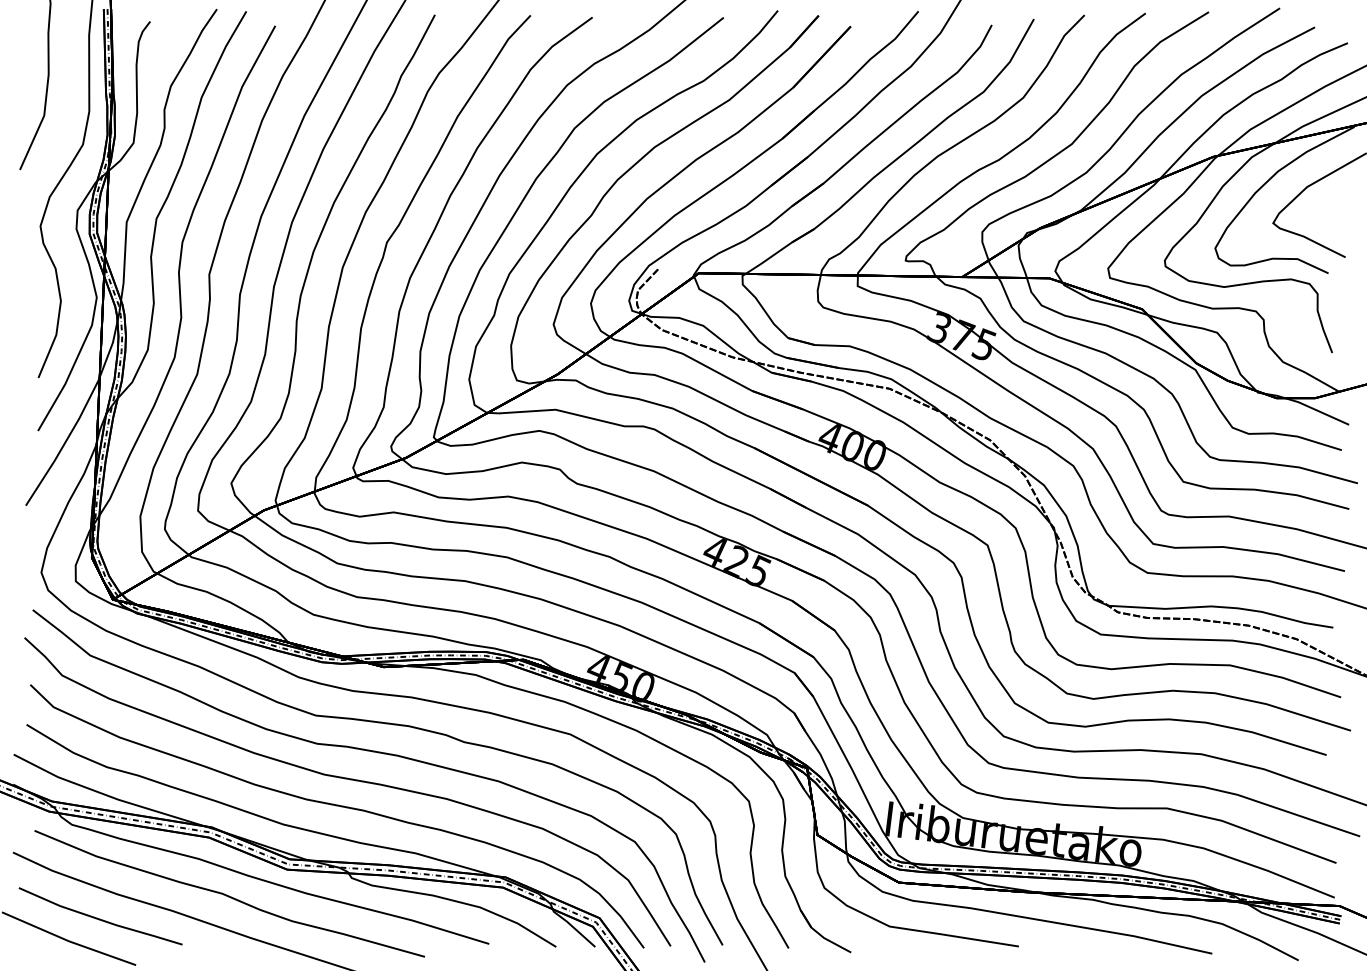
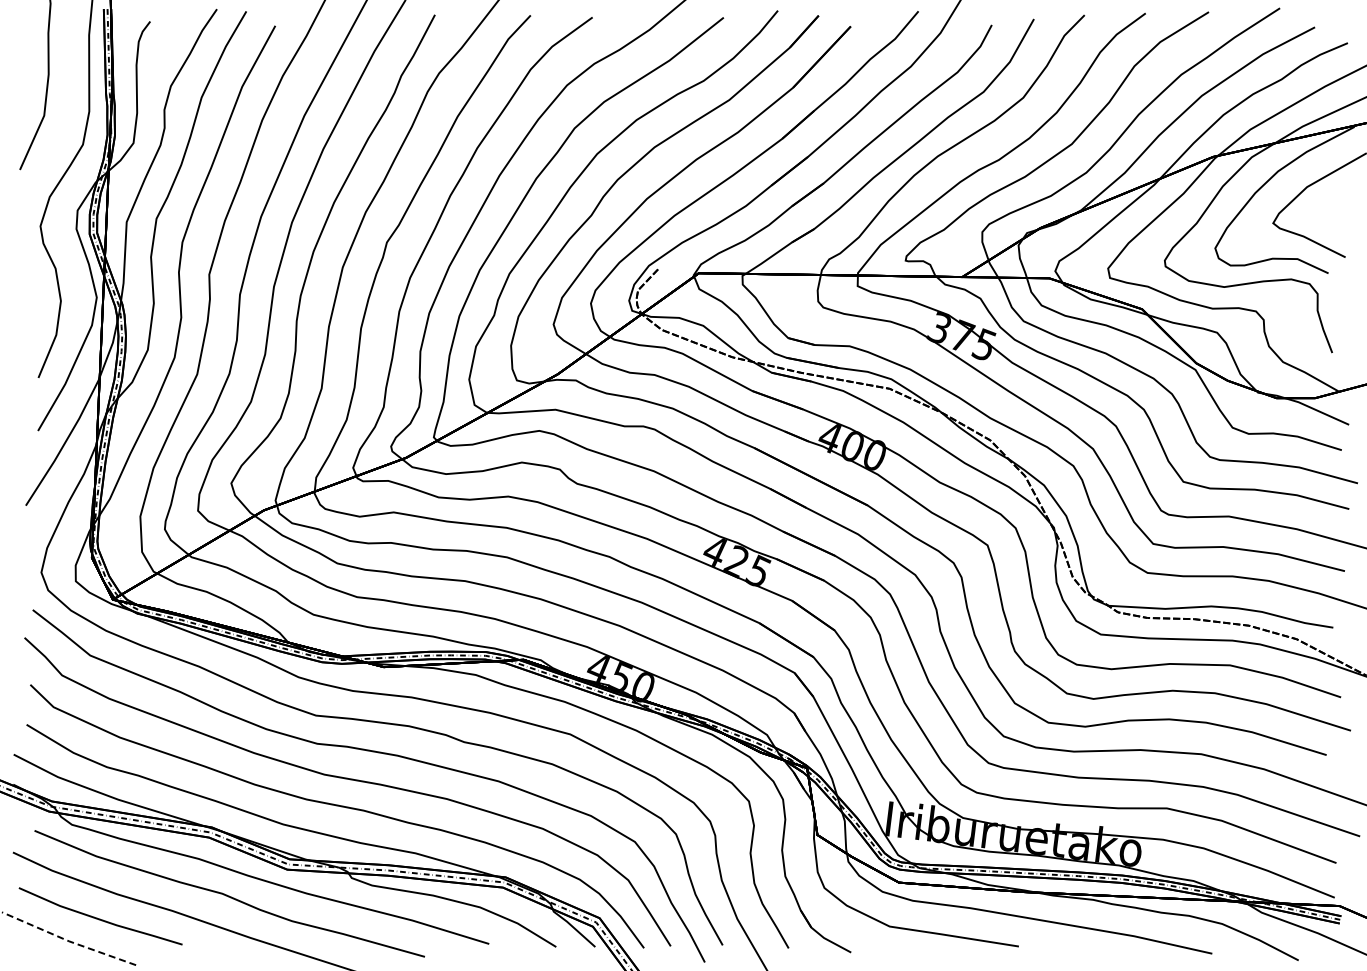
line: solid -> dashed (68, 940)
